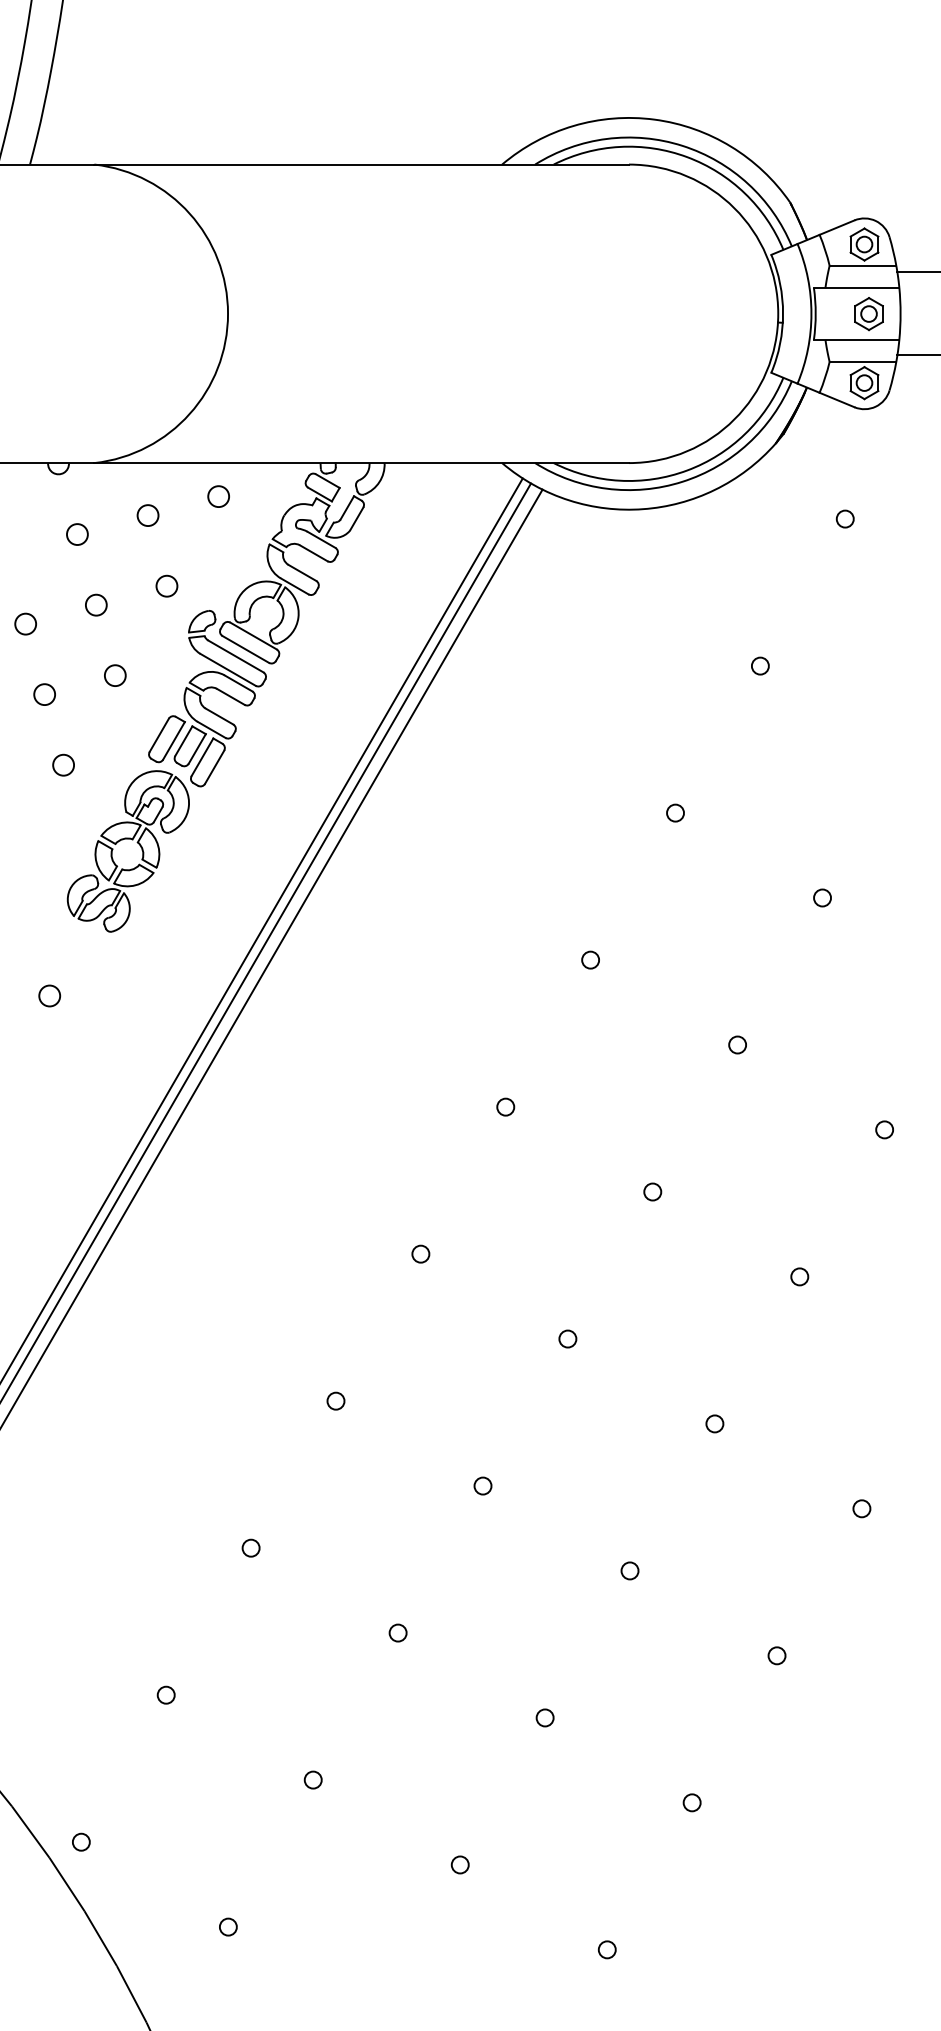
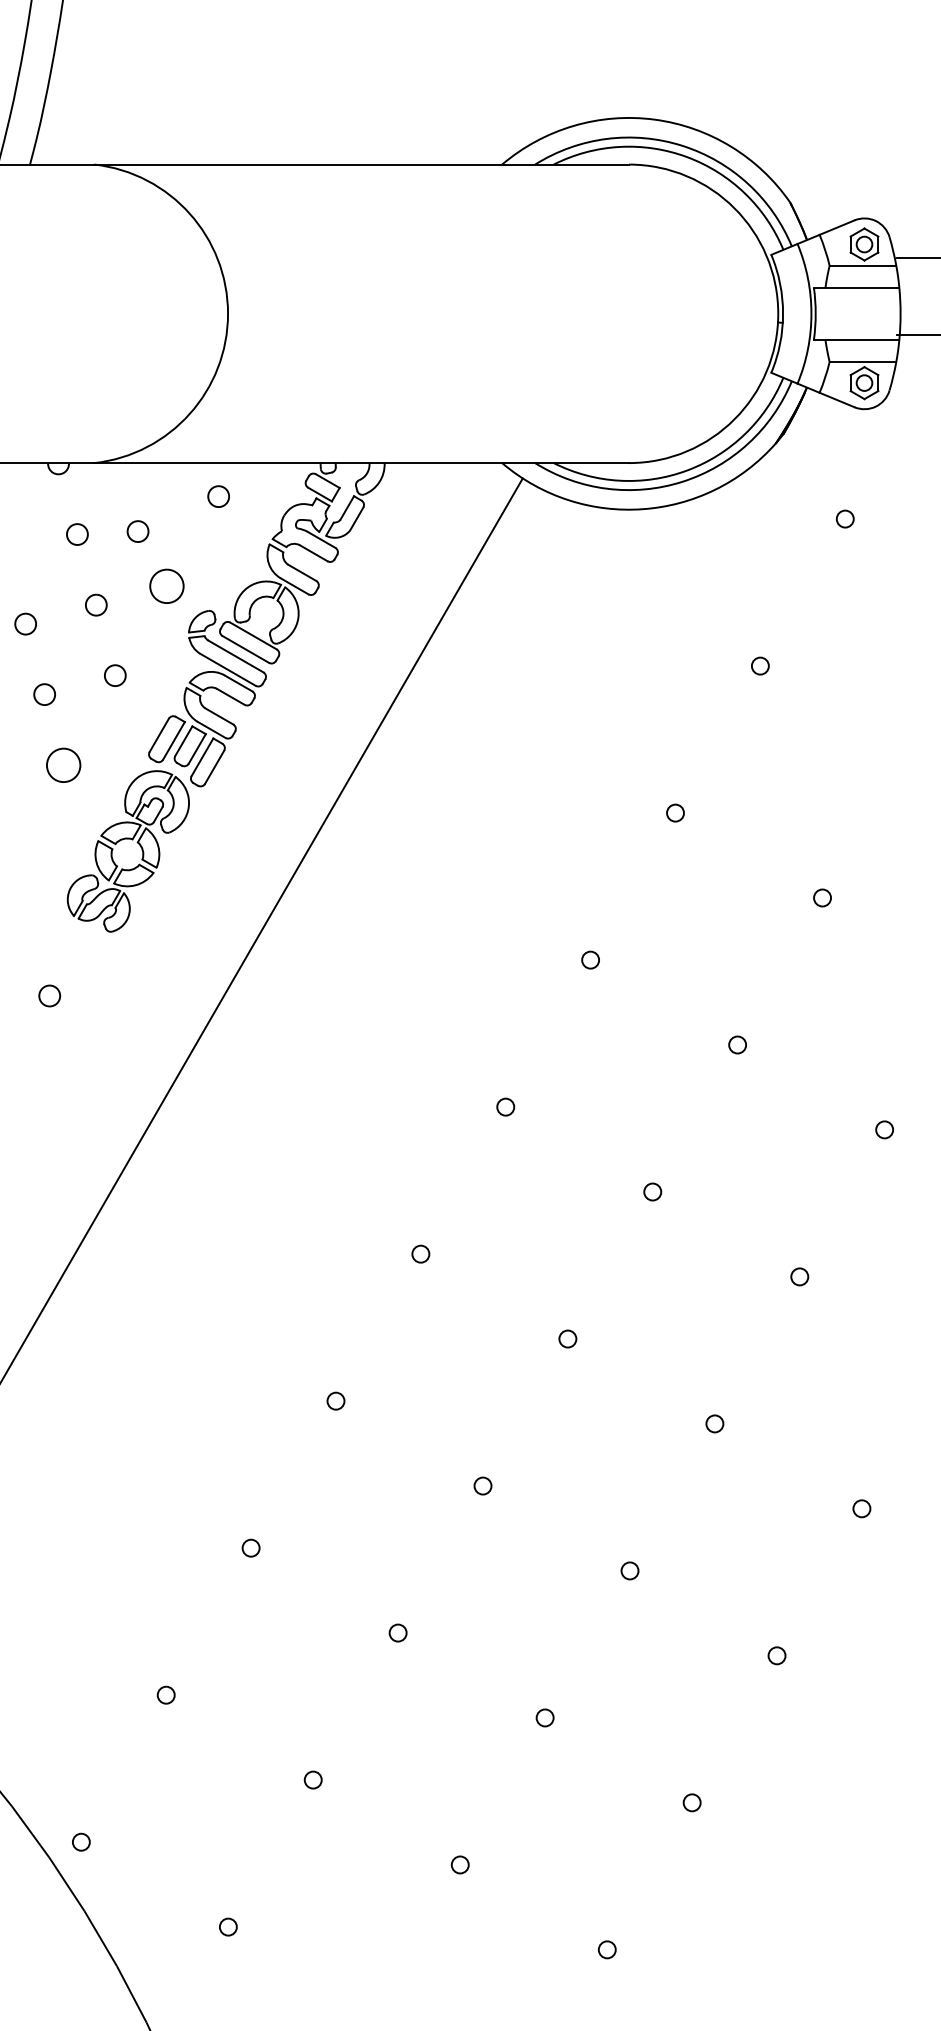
line position: (917, 272) -> (917, 258) (917, 258)
part: present -> none (868, 314)
line position: (917, 355) -> (917, 335) (917, 335)
circle position: (147, 515) -> (137, 531) (137, 531)
circle size: 24x24 px -> 36x36 px (166, 585)
circle size: 23x24 px -> 36x36 px (63, 764)
line: present -> none (266, 941)
line: present -> none (272, 957)
